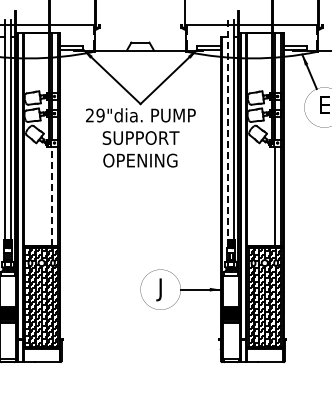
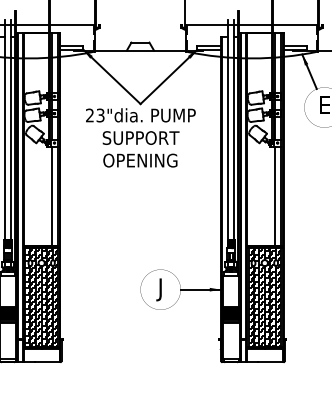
text: 29"dia. -> 23"dia. (100, 115)
line: dashed -> solid (228, 130)
line: dashed -> solid (51, 196)
